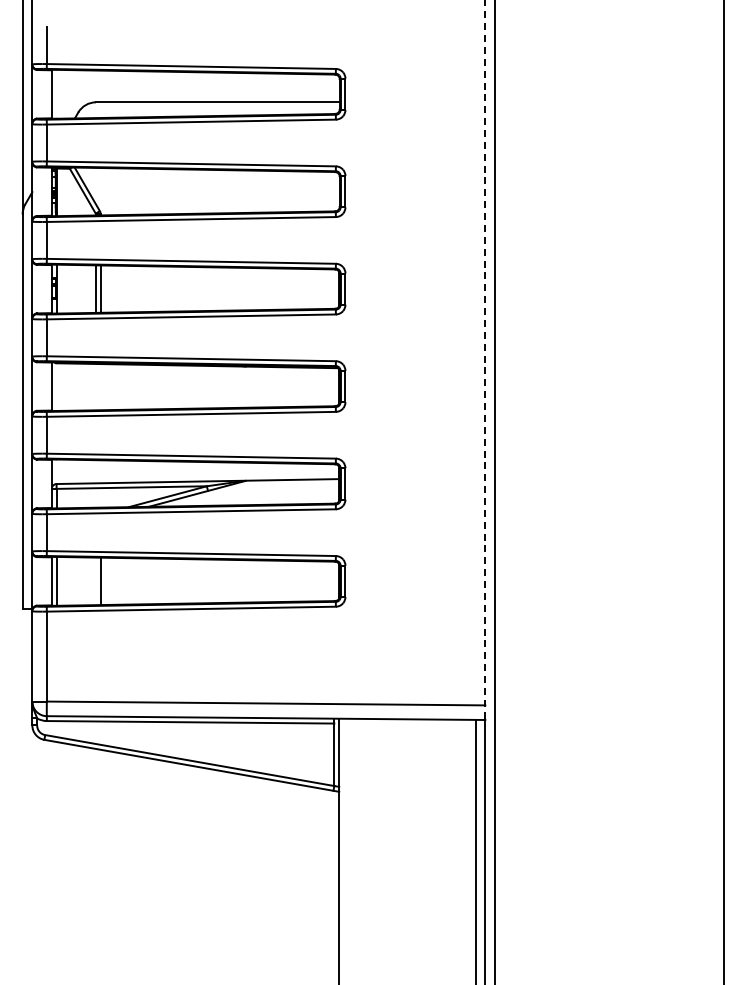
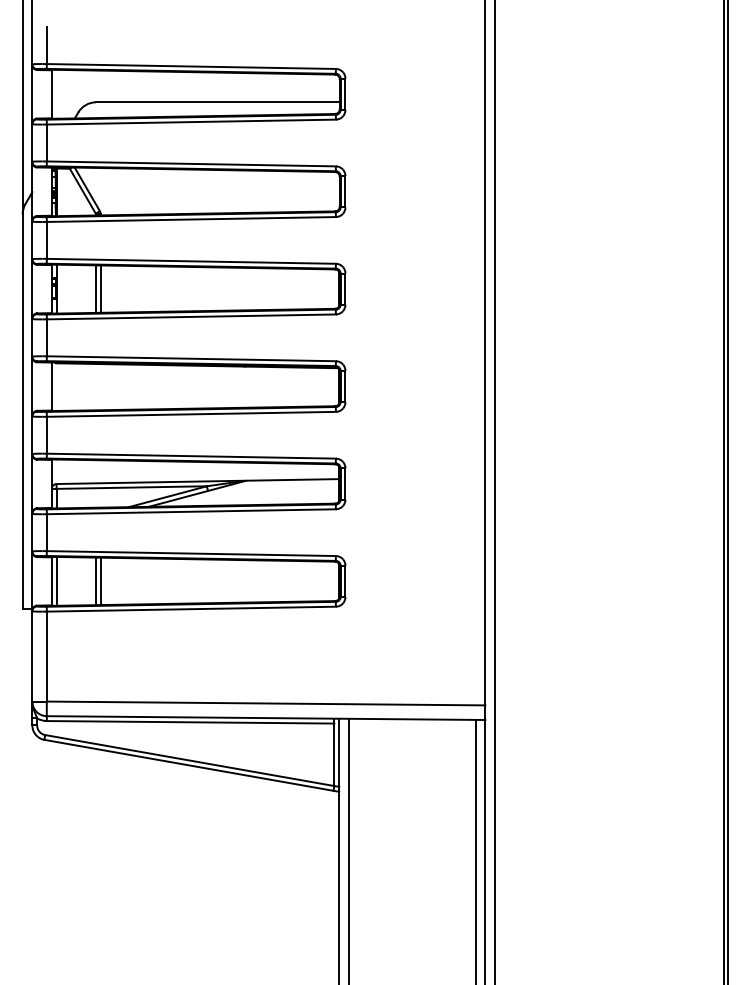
line: dashed -> solid (485, 359)
line: none -> present (728, 491)
line: none -> present (95, 581)
line: none -> present (348, 849)
